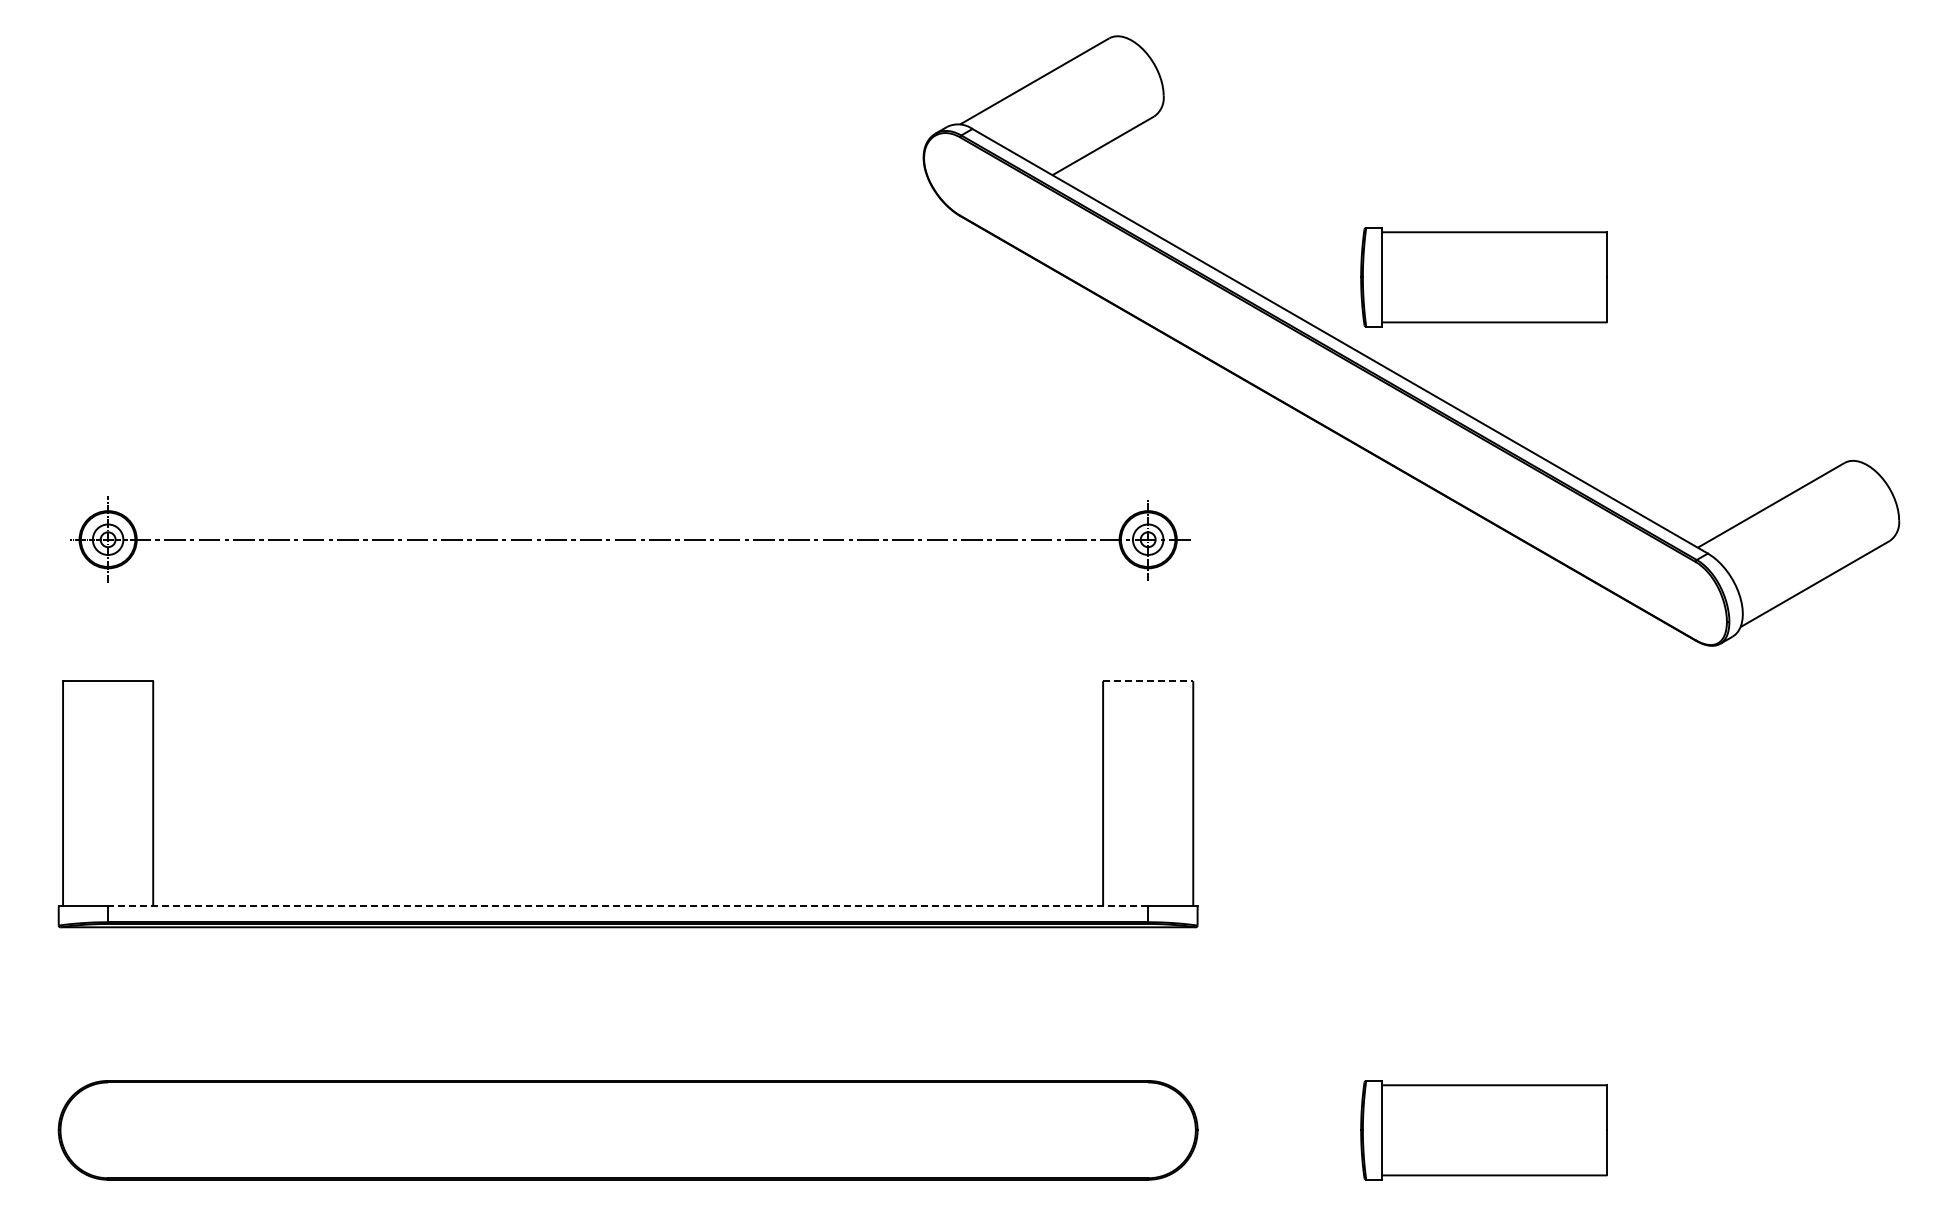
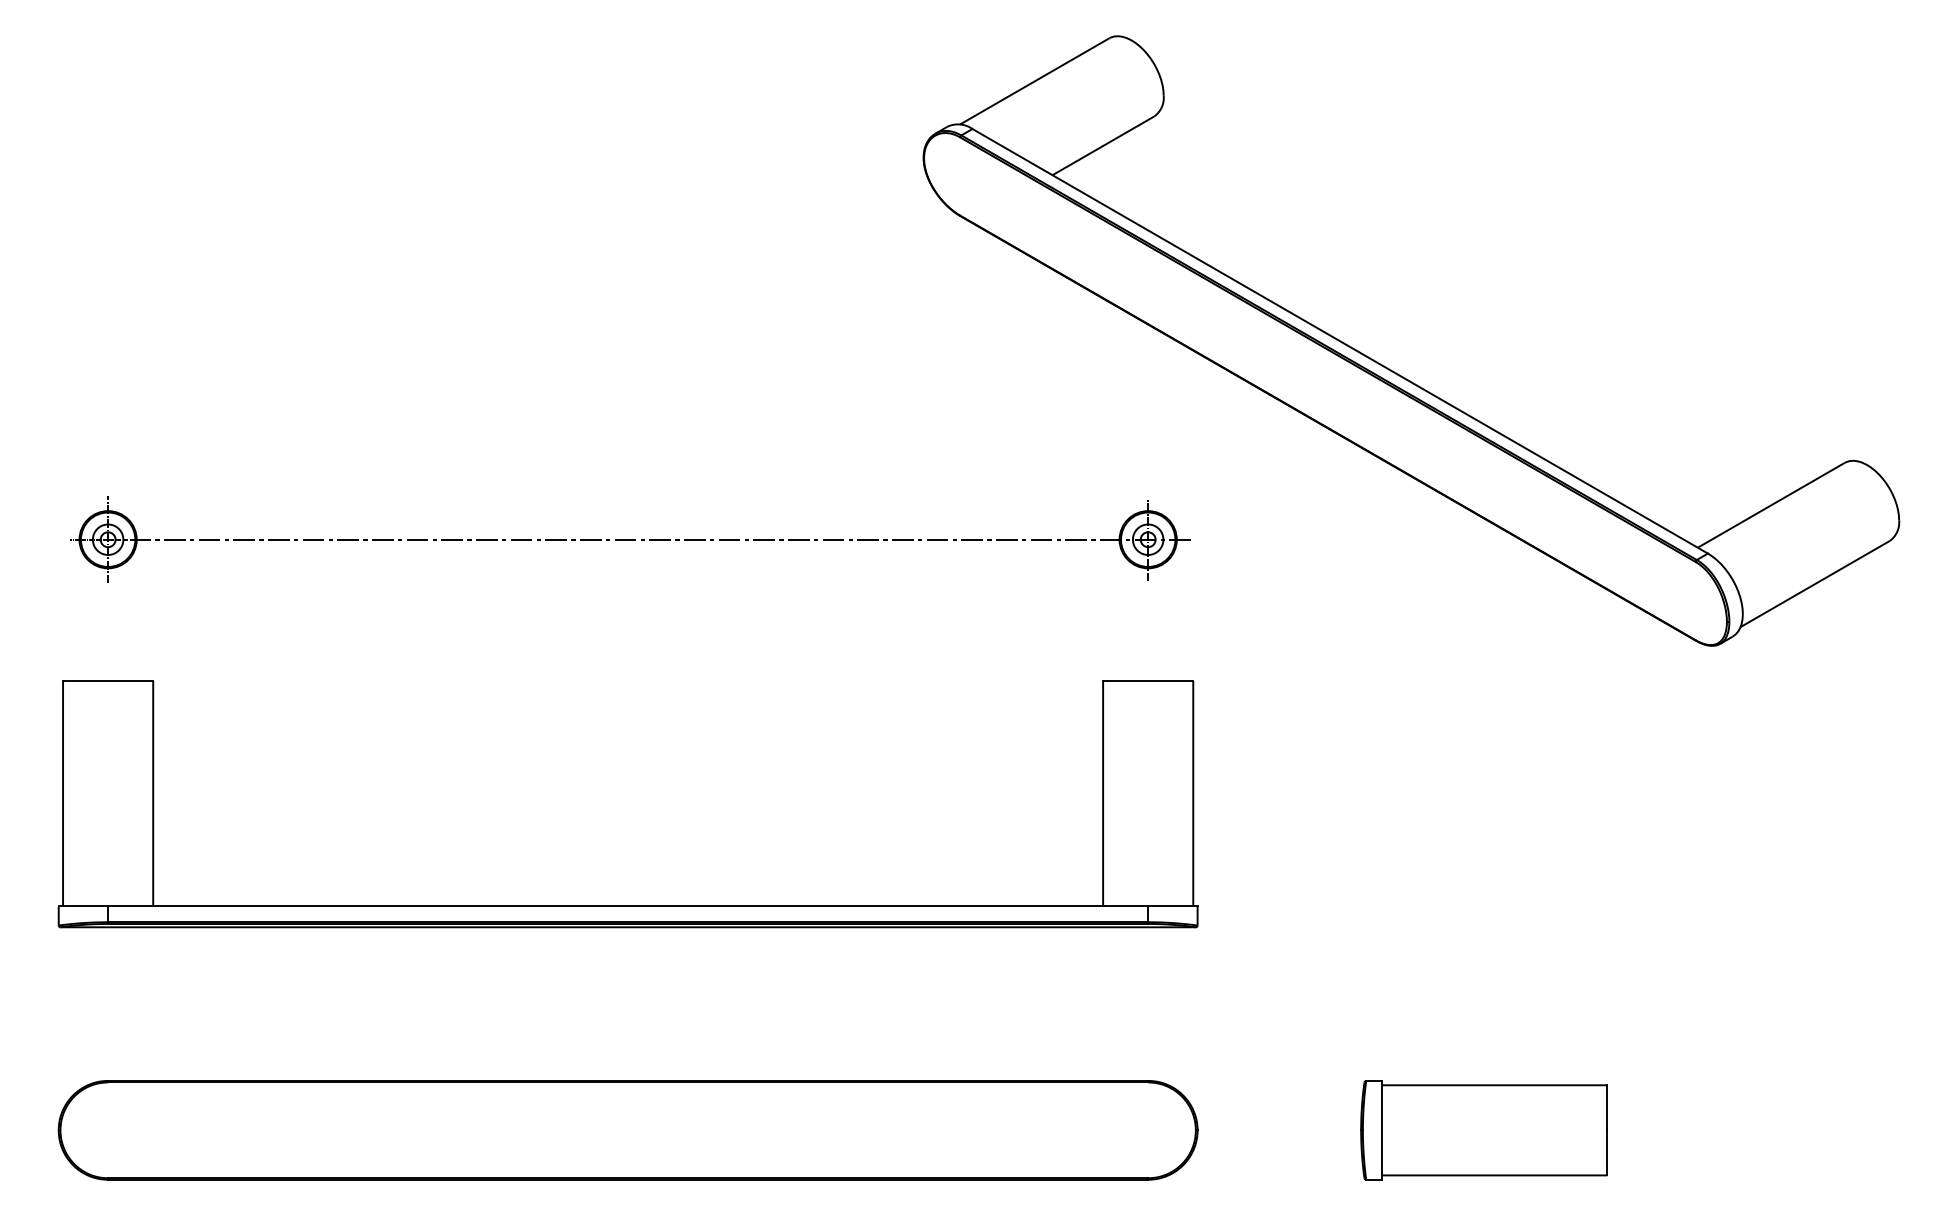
part: present -> none (1483, 277)
line: dashed -> solid (1148, 681)
line: dashed -> solid (627, 906)
